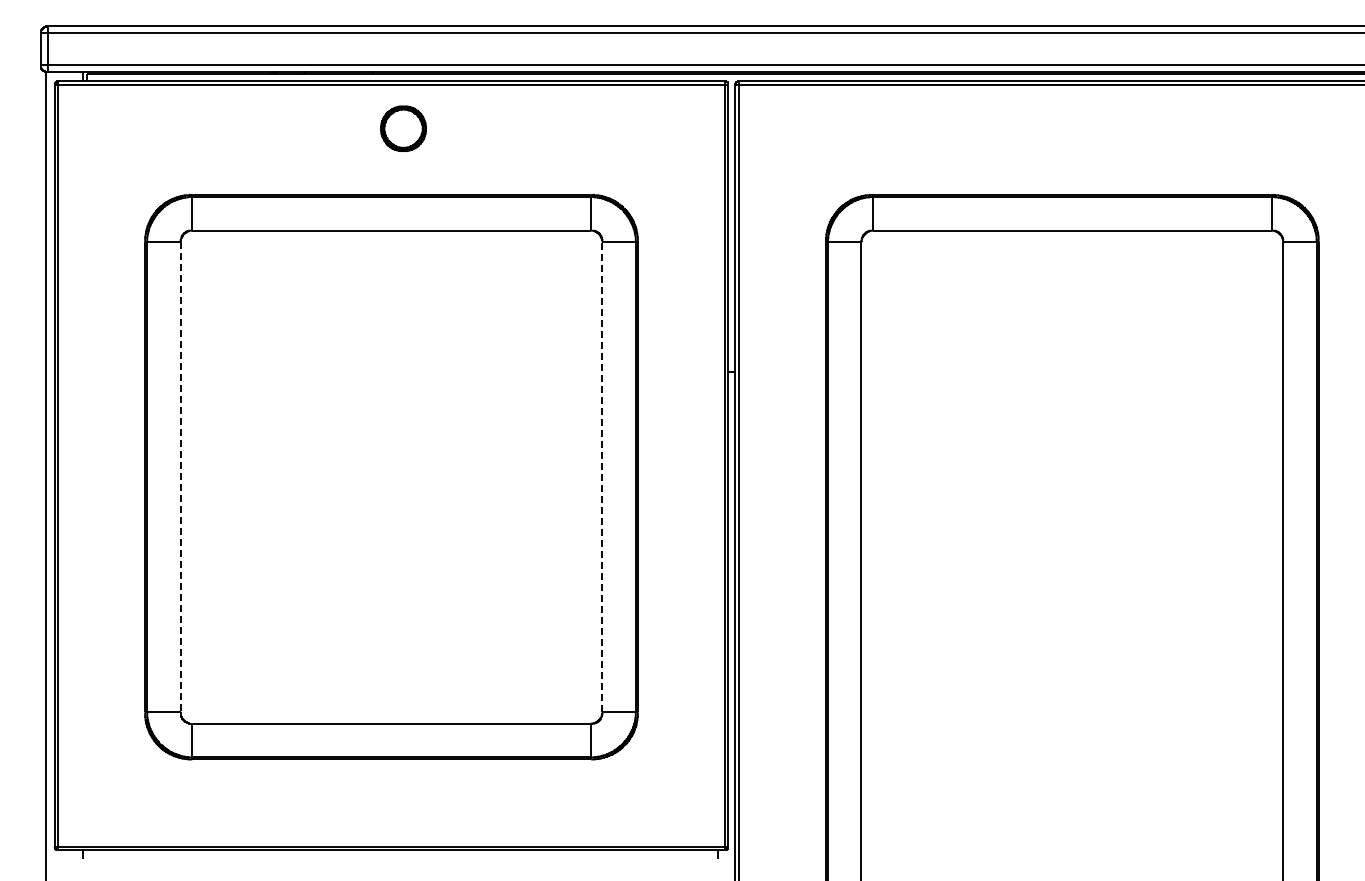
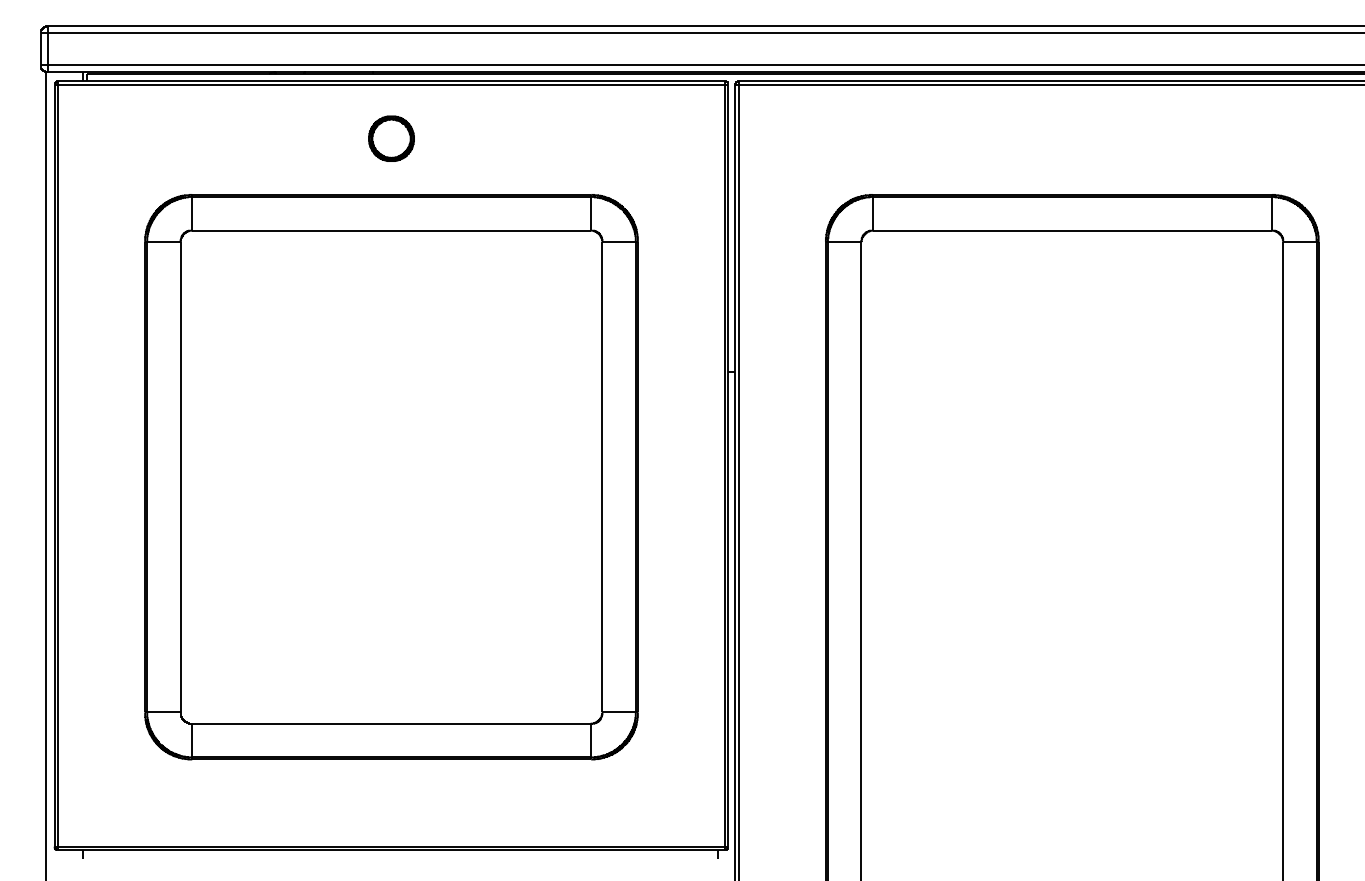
part position: (403, 128) -> (391, 138) (391, 138)
line: dashed -> solid (602, 476)
line: dashed -> solid (180, 477)
